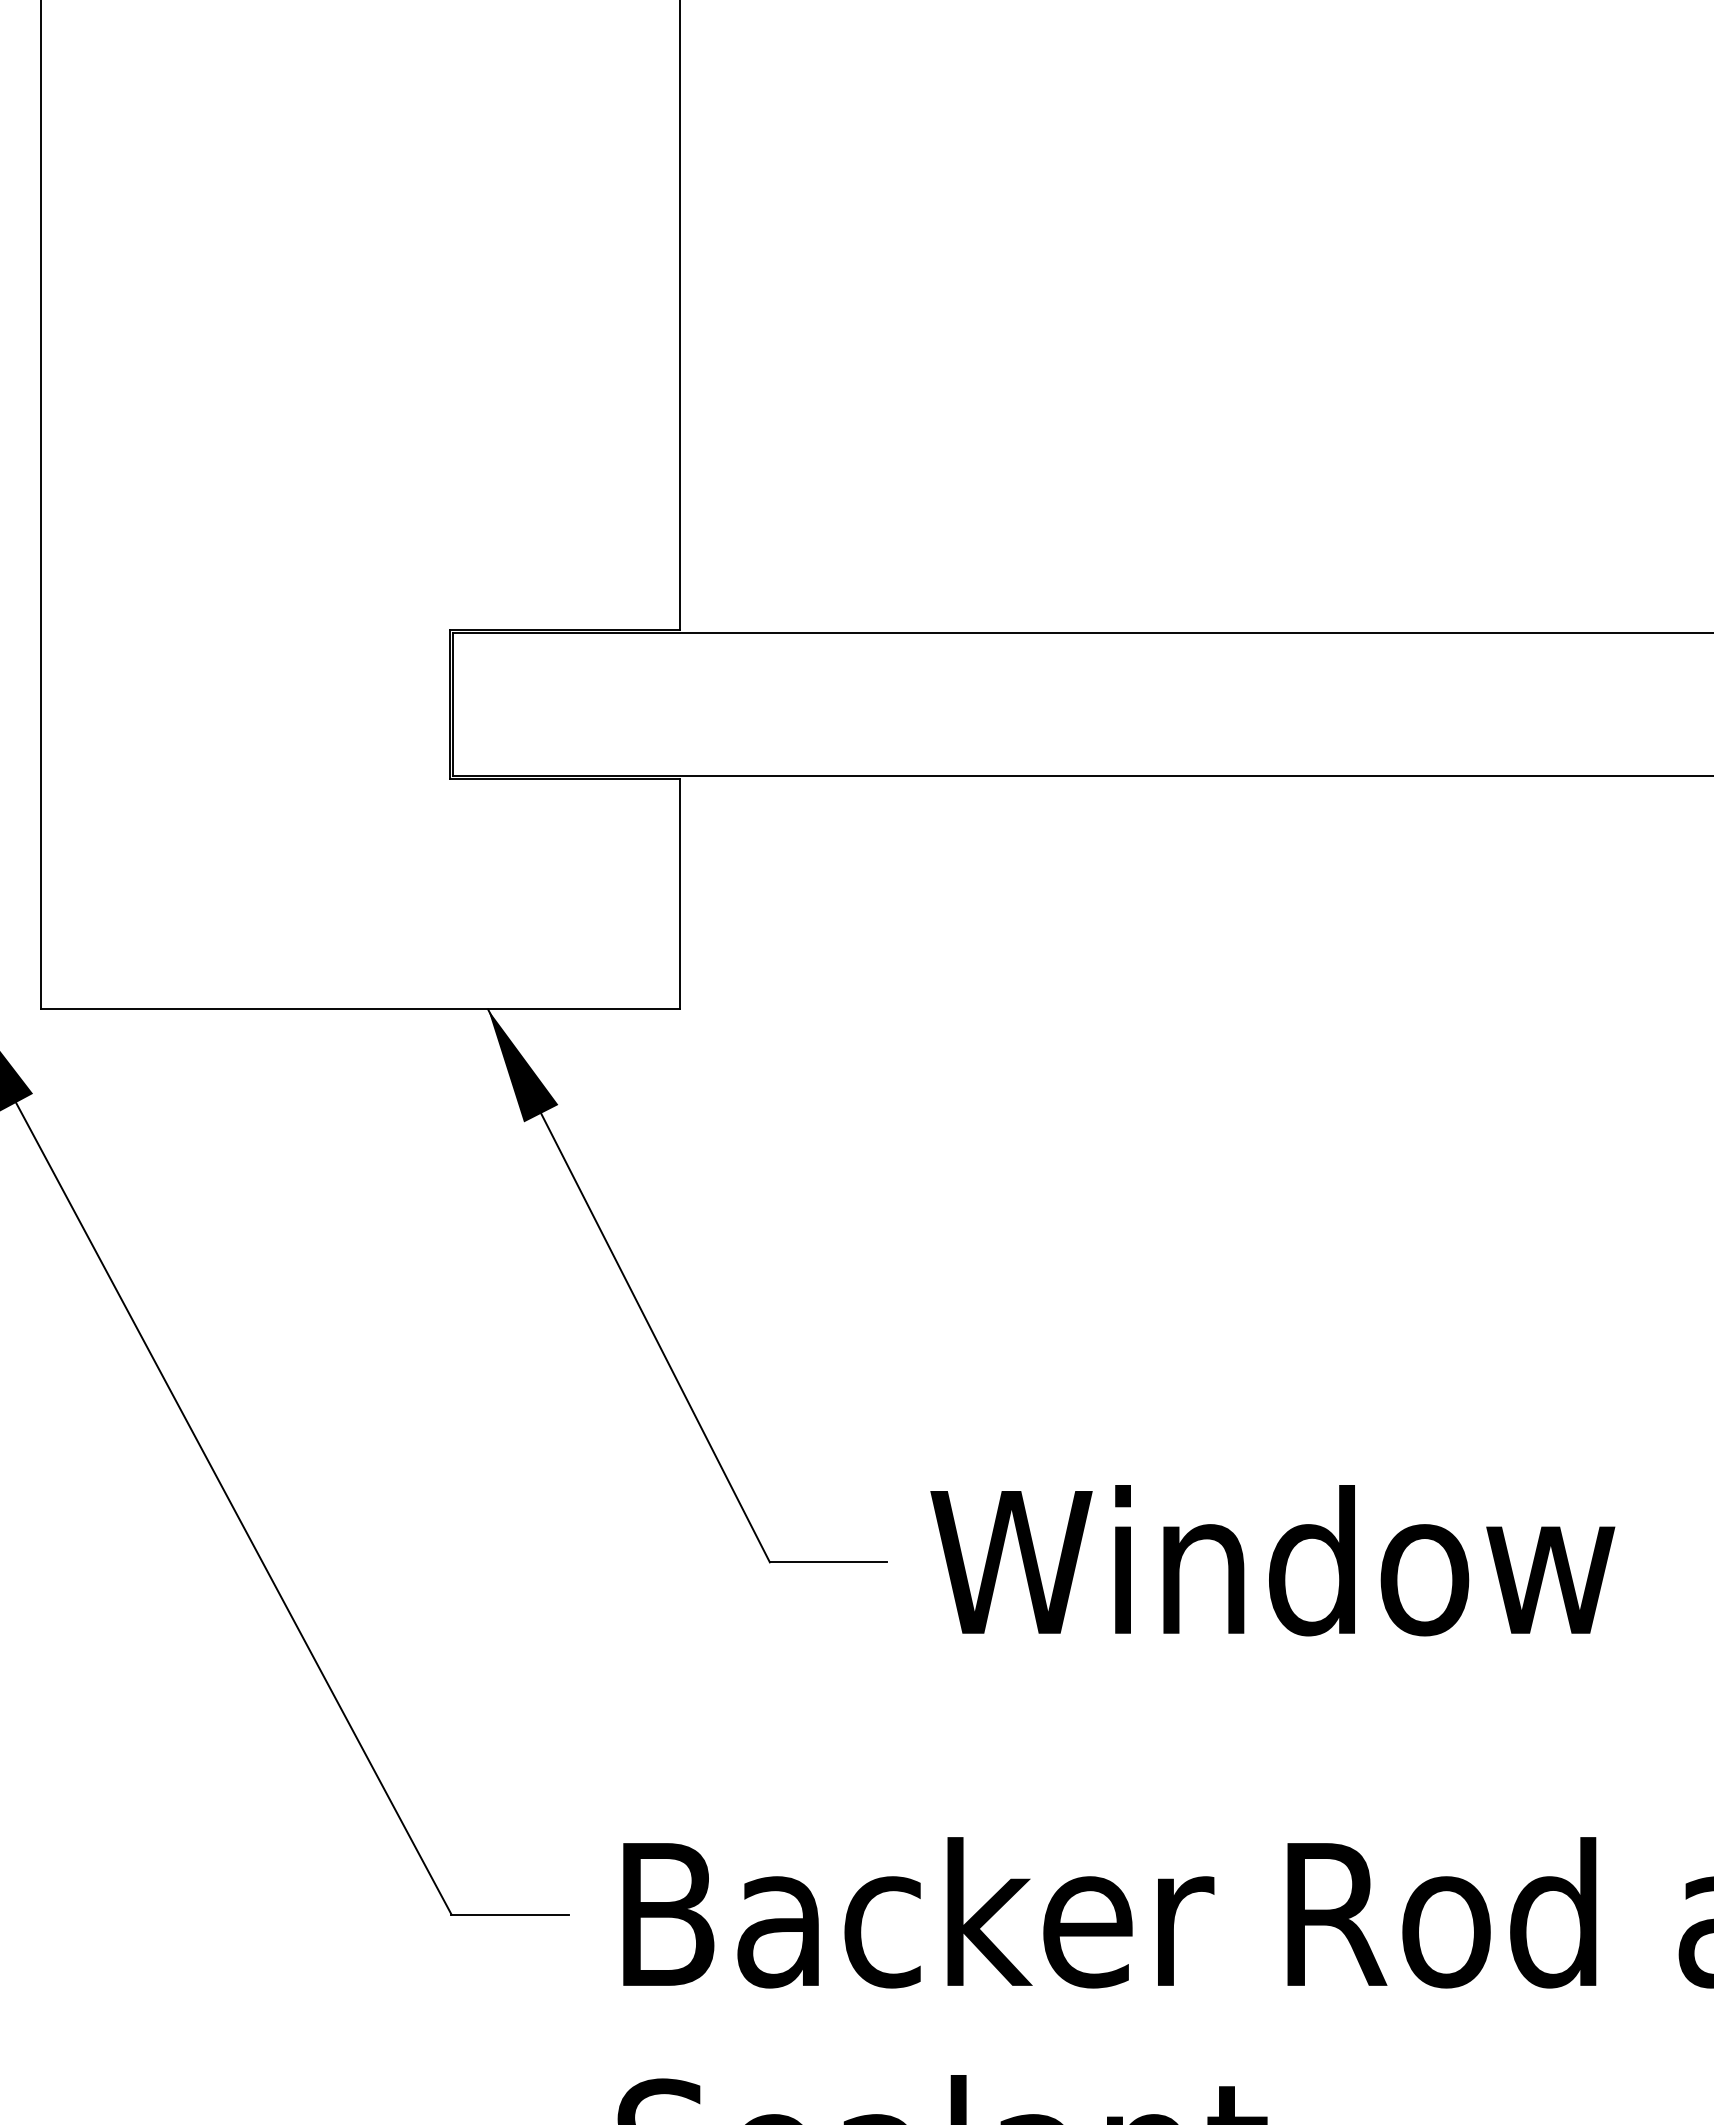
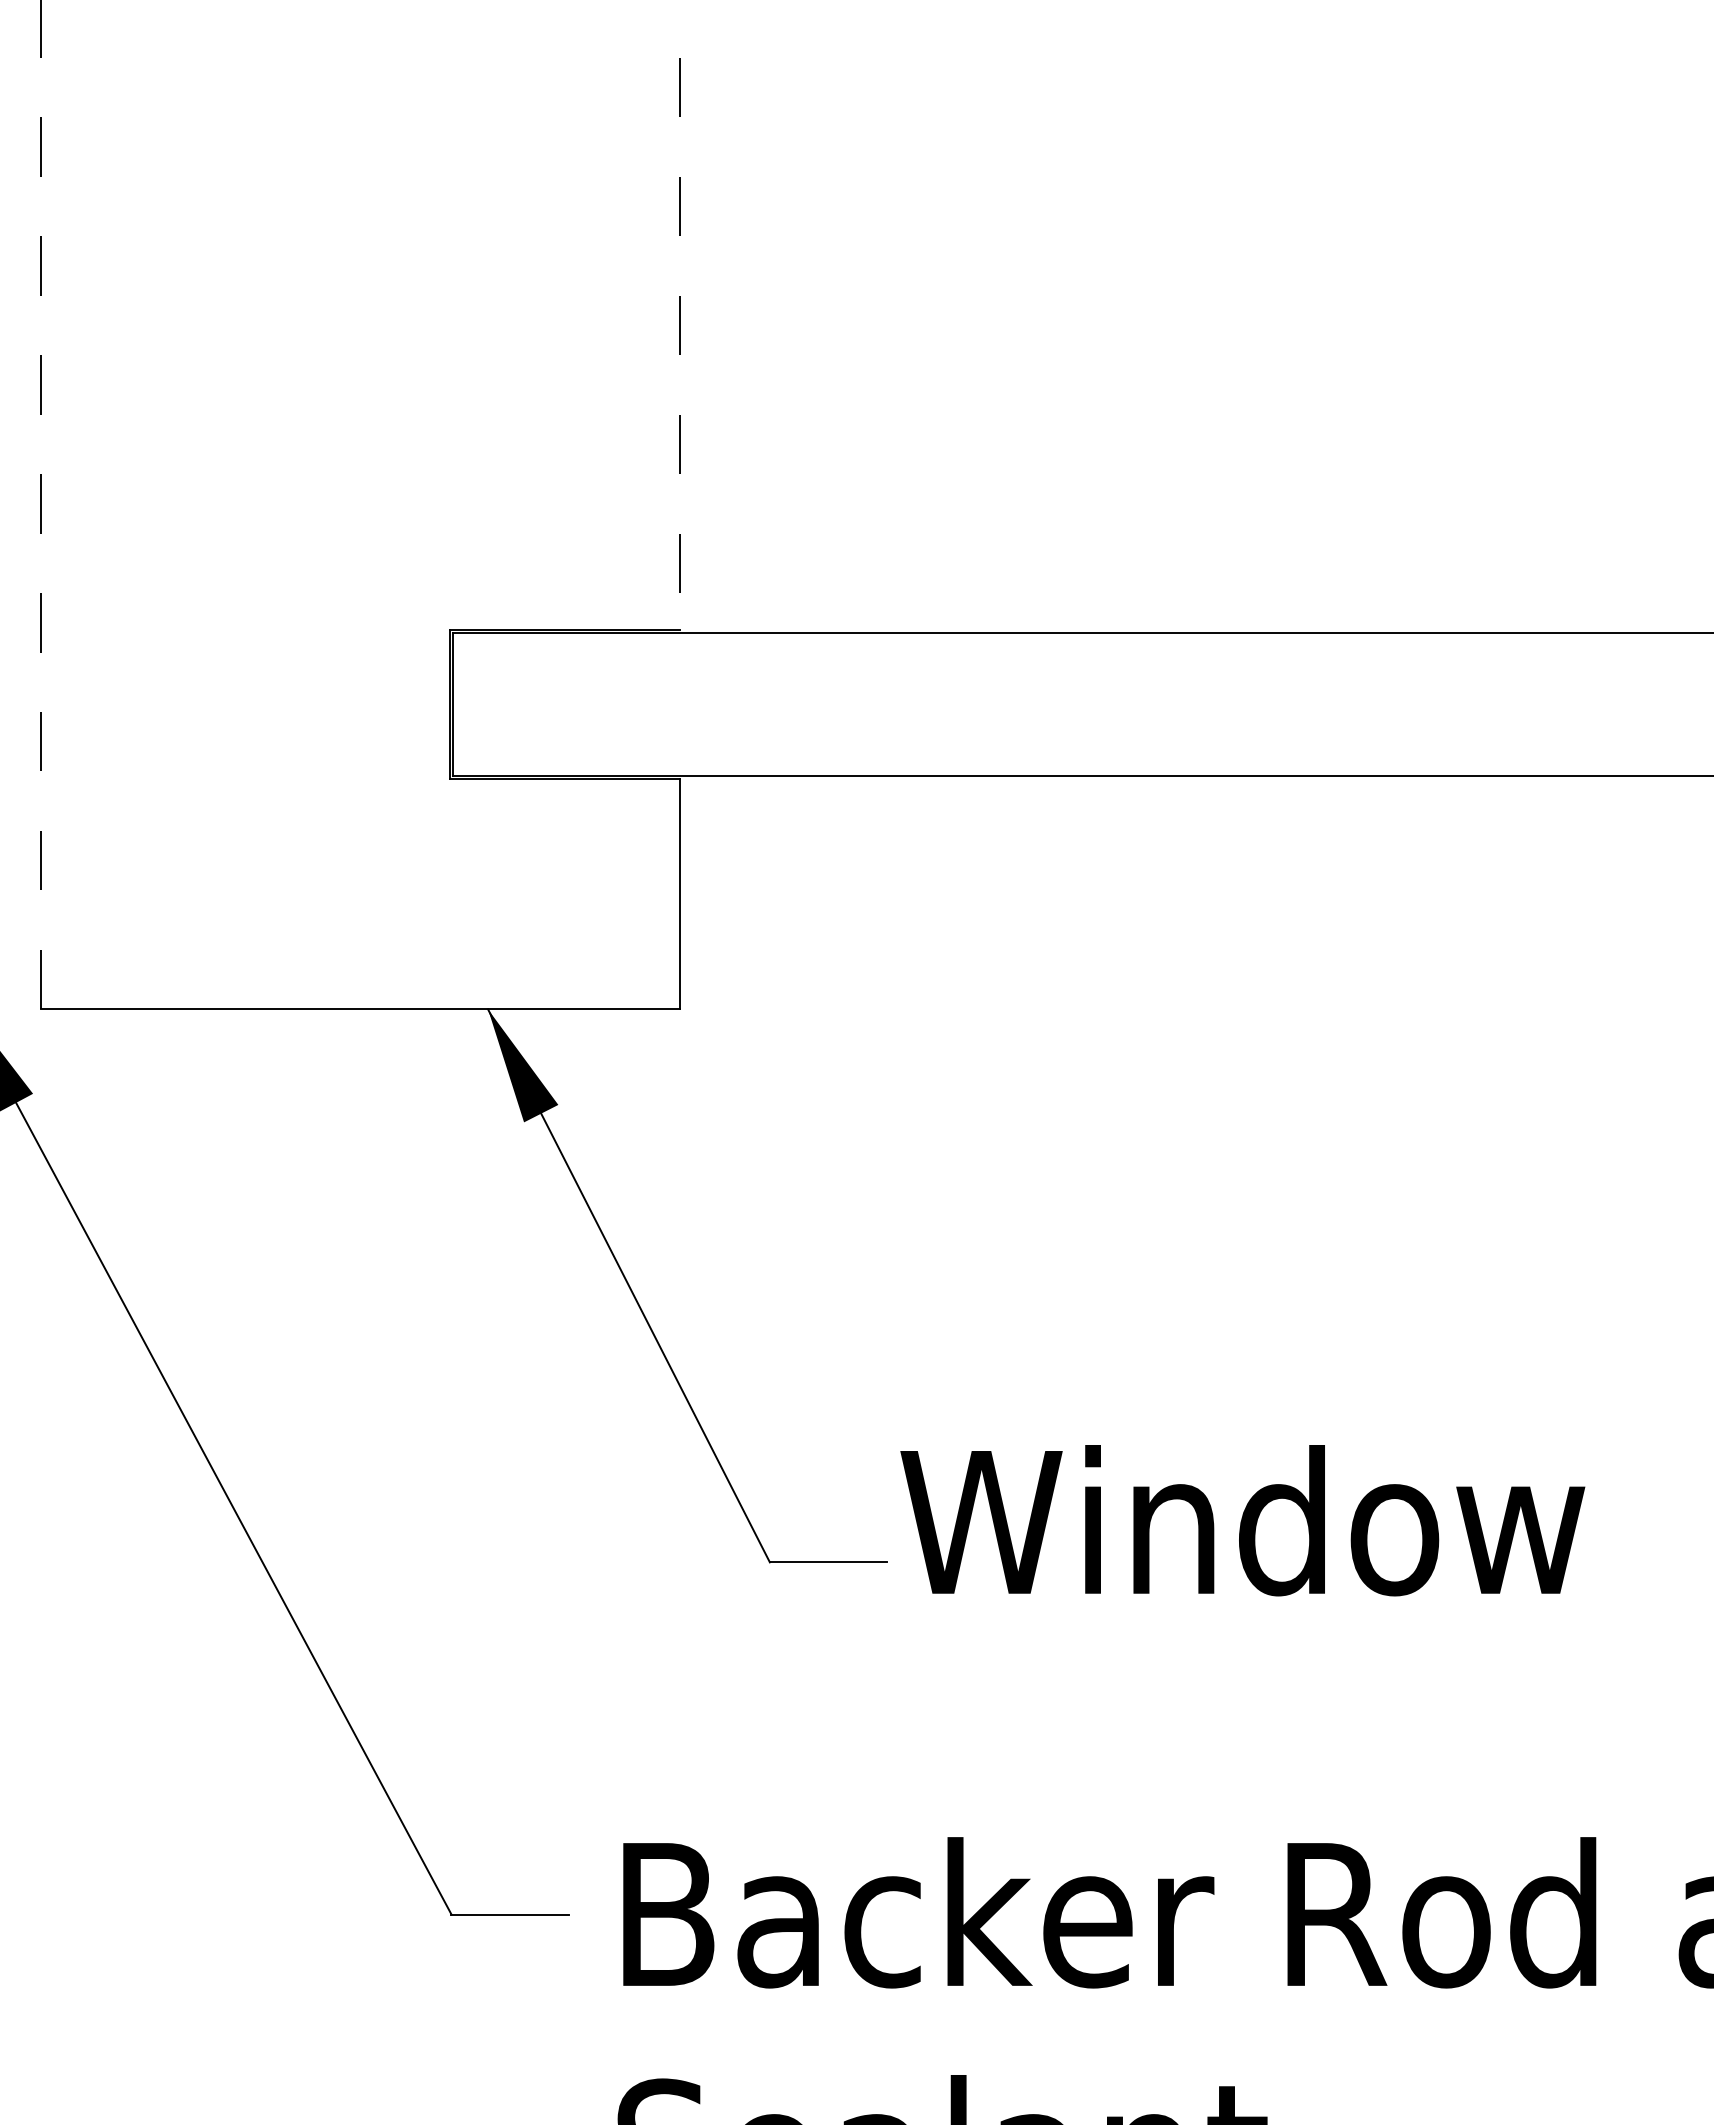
line: solid -> dashed (680, 315)
line: solid -> dashed (41, 504)
text position: (1272, 1560) -> (1242, 1520) (1242, 1520)
